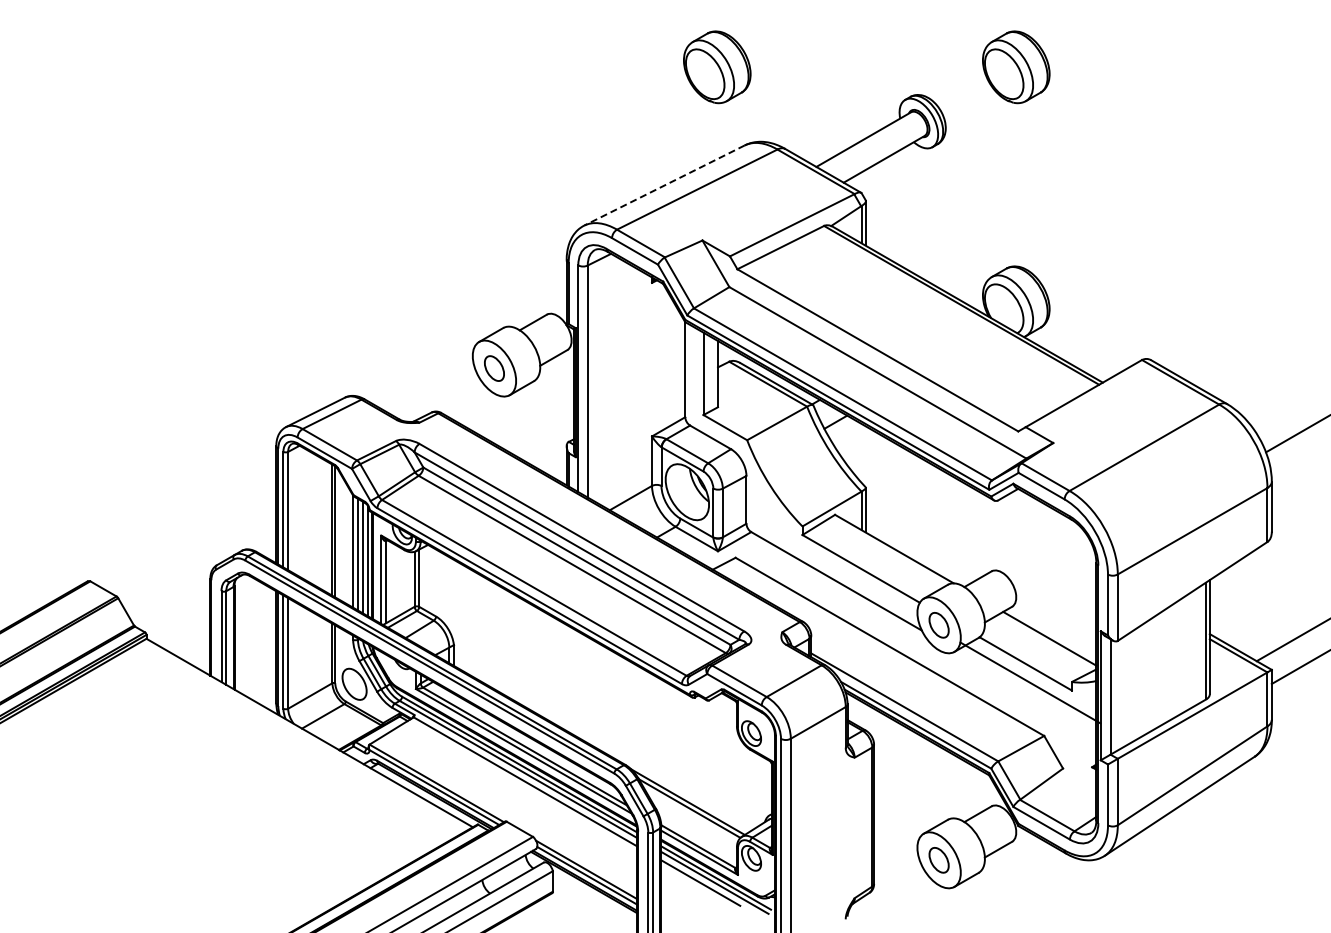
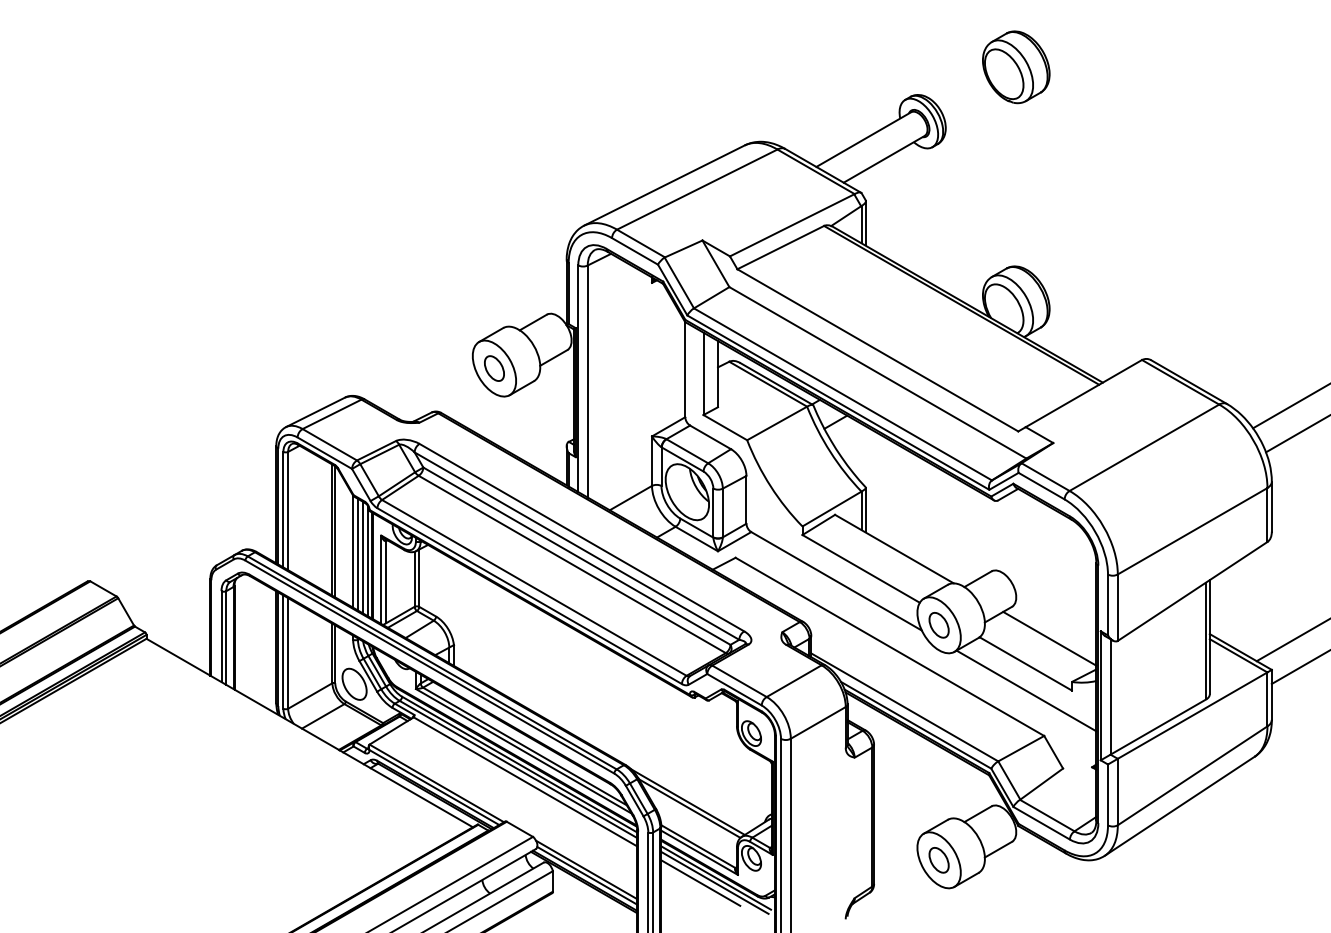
part: present -> none (717, 67)
line: dashed -> solid (664, 185)
line: none -> present (1290, 406)
line position: (1030, 682) -> (1026, 690) (1026, 690)
